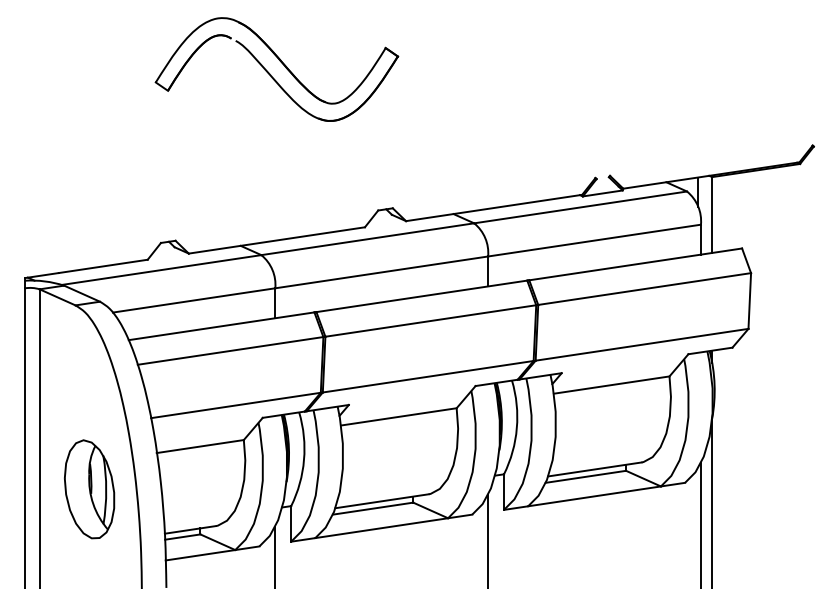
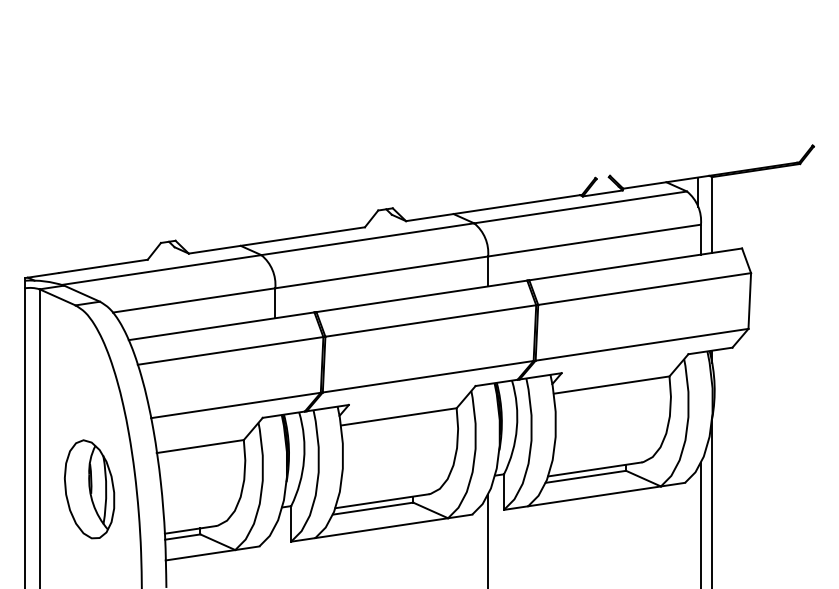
part: present -> none (270, 73)
line: present -> none (275, 555)
